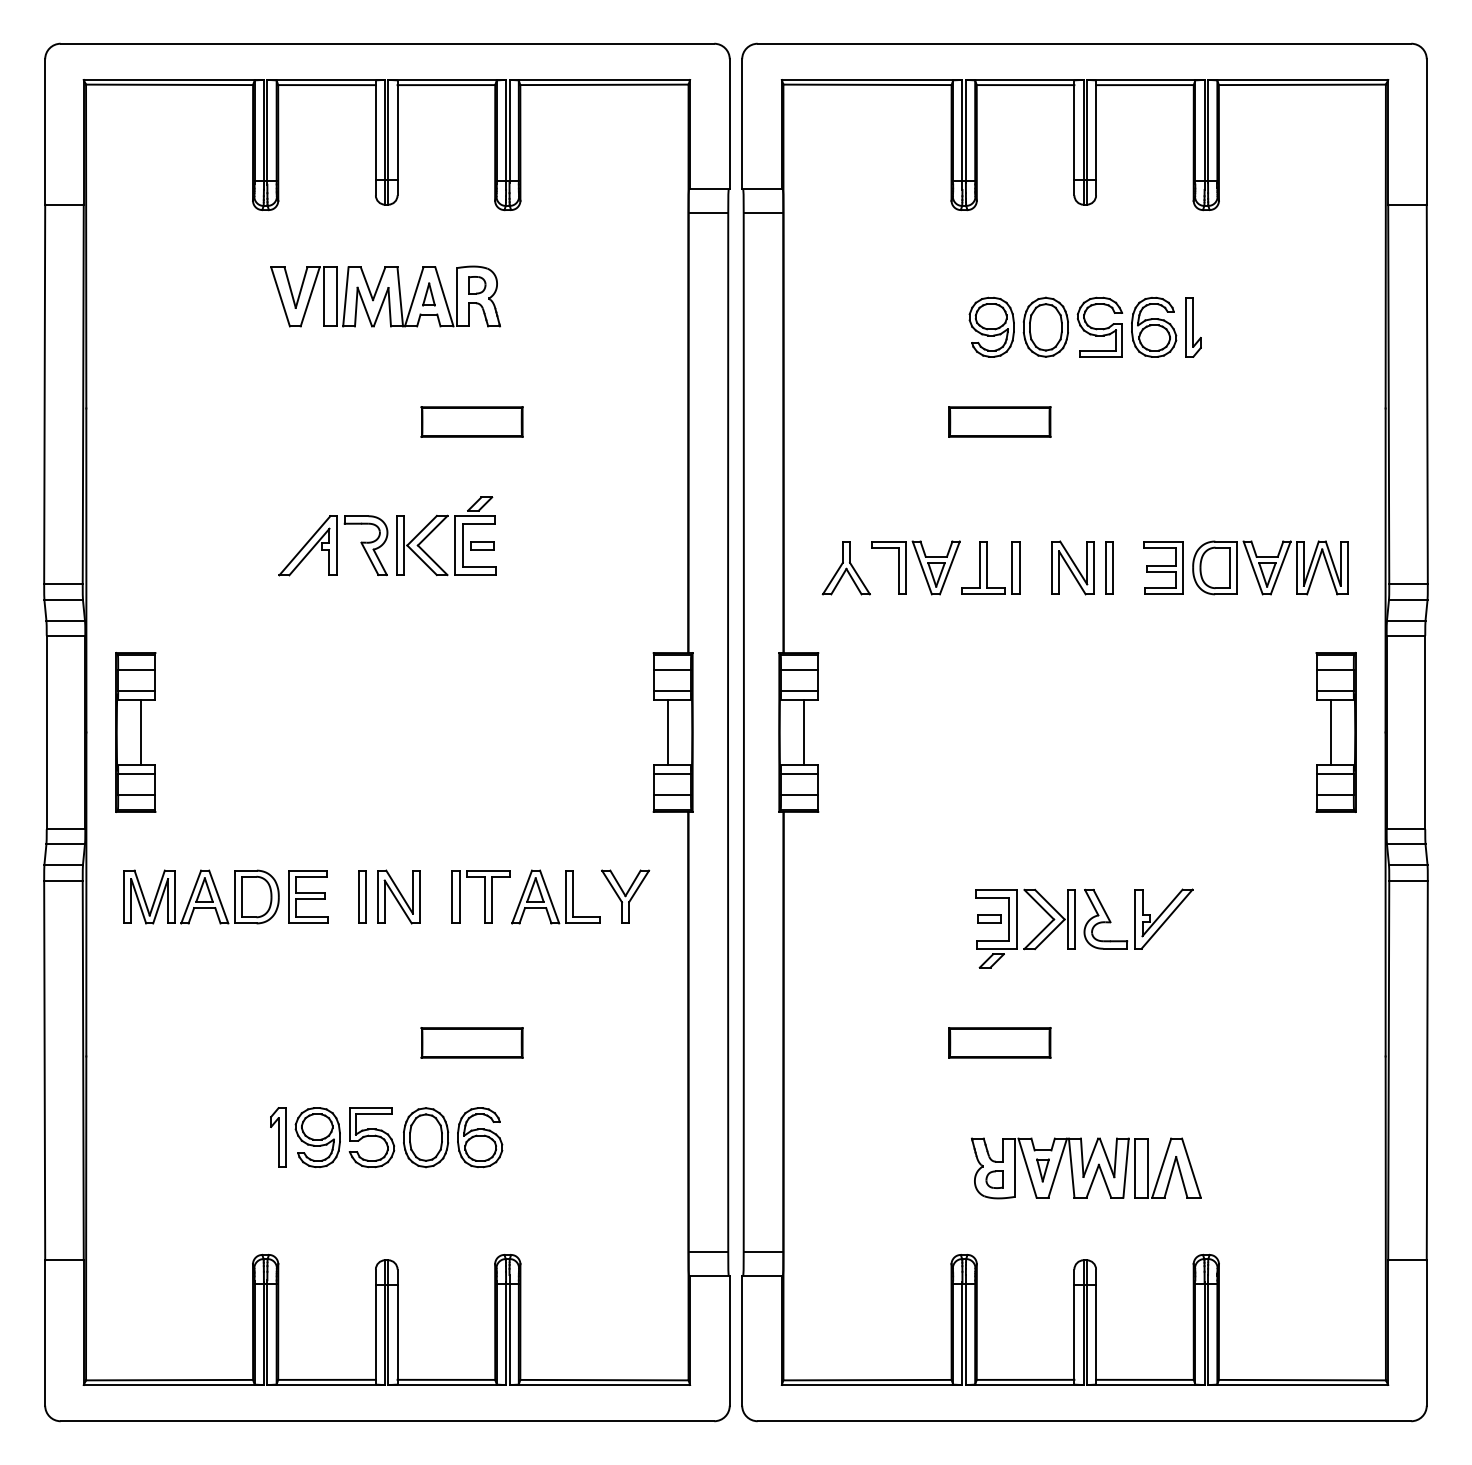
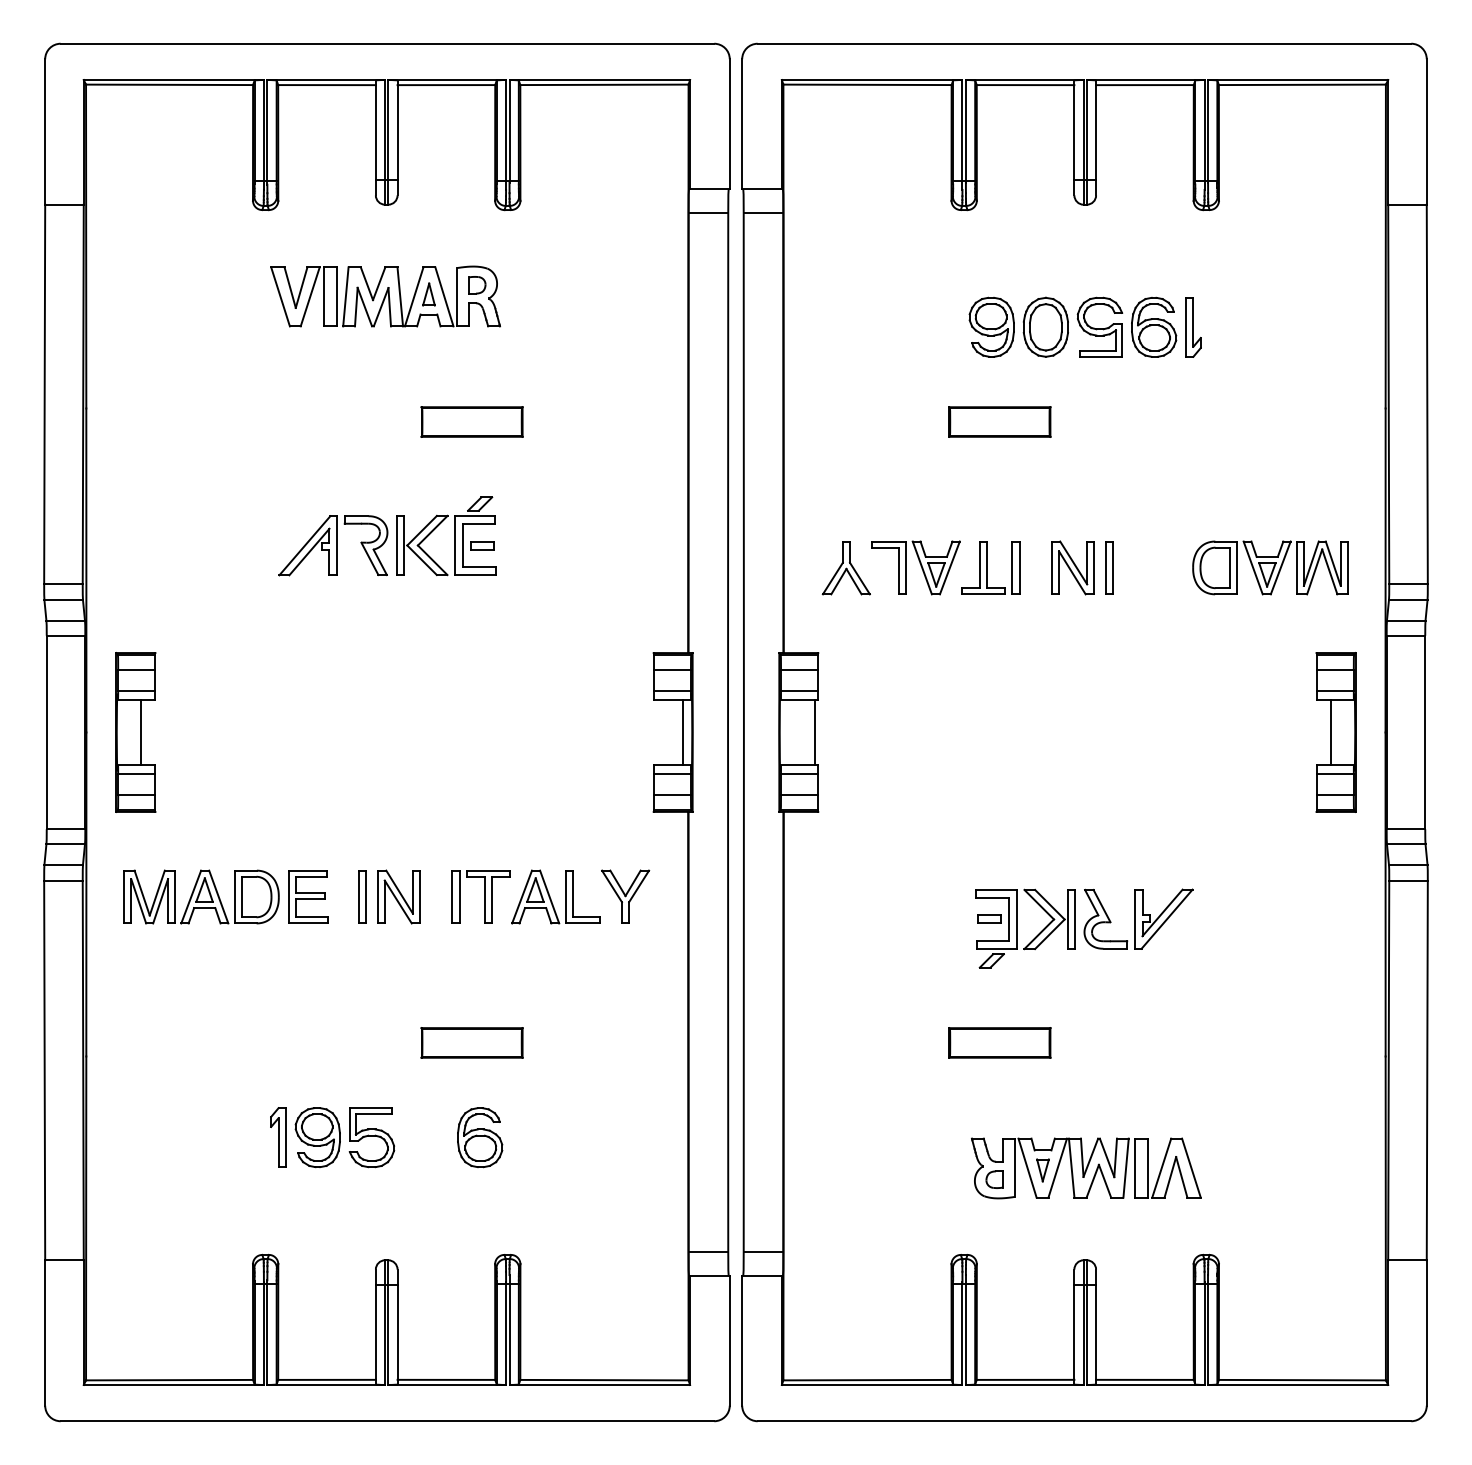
part: present -> none (1163, 567)
line position: (668, 732) -> (683, 732) (683, 732)
line position: (803, 732) -> (814, 732) (814, 732)
part: present -> none (426, 1137)
